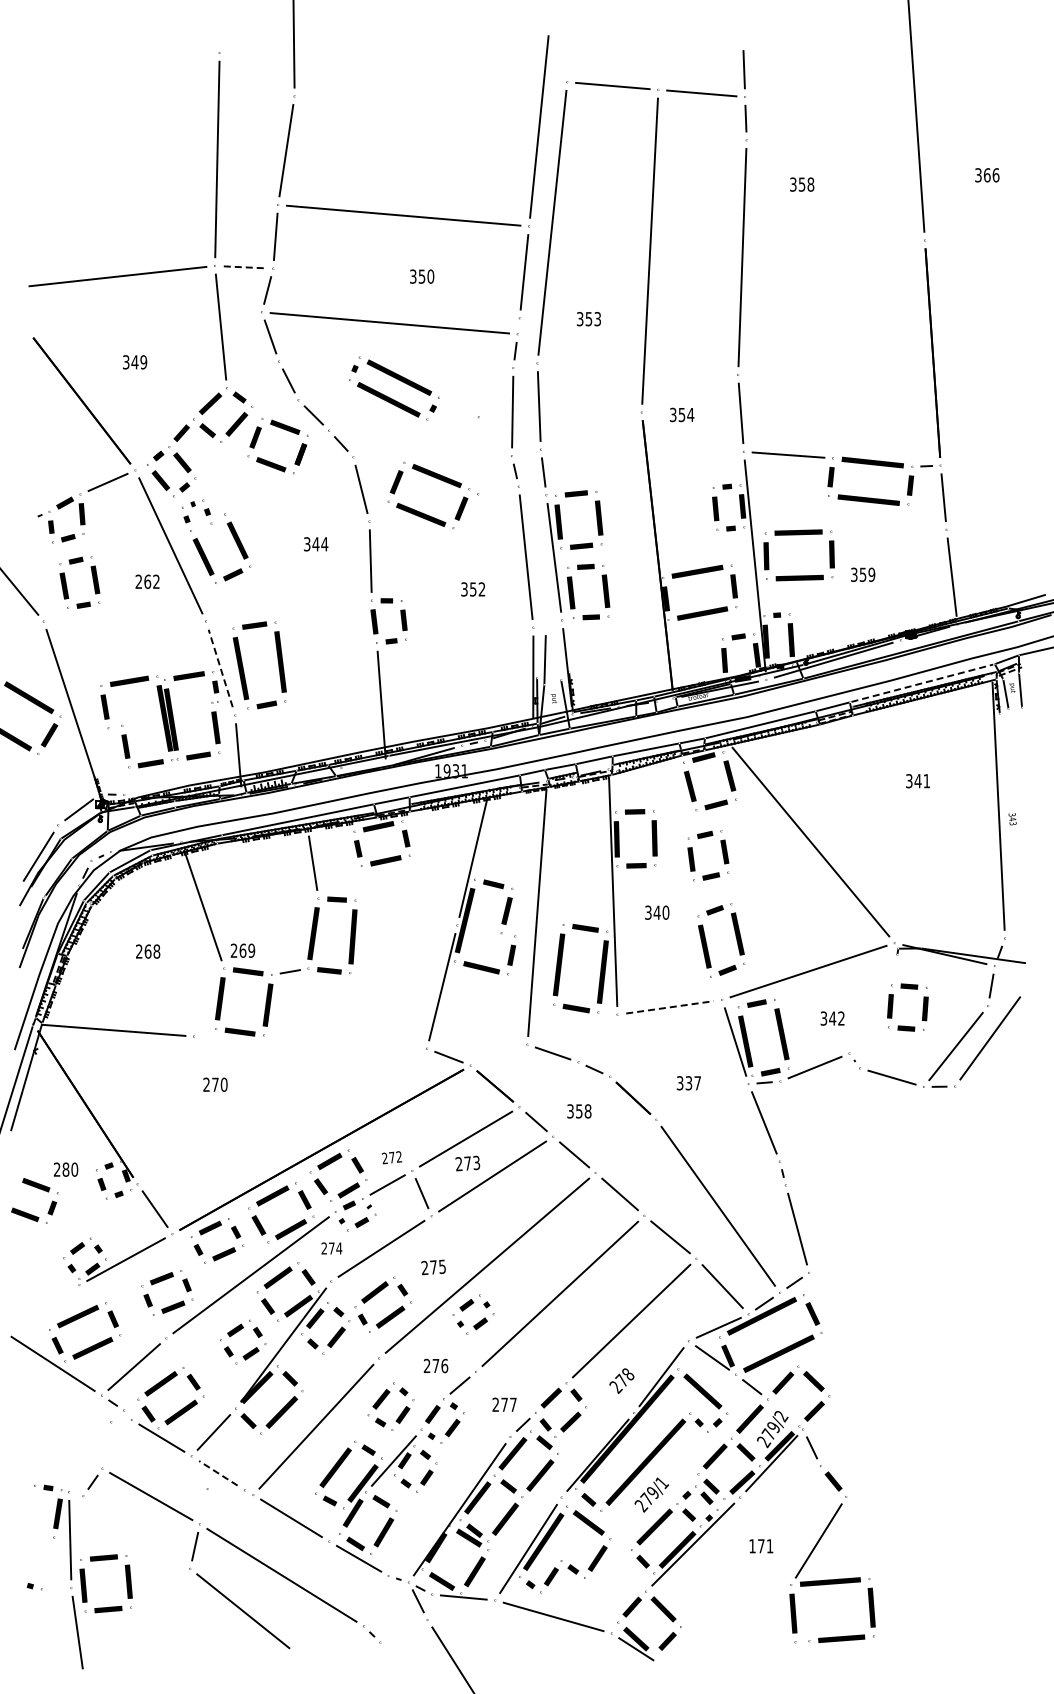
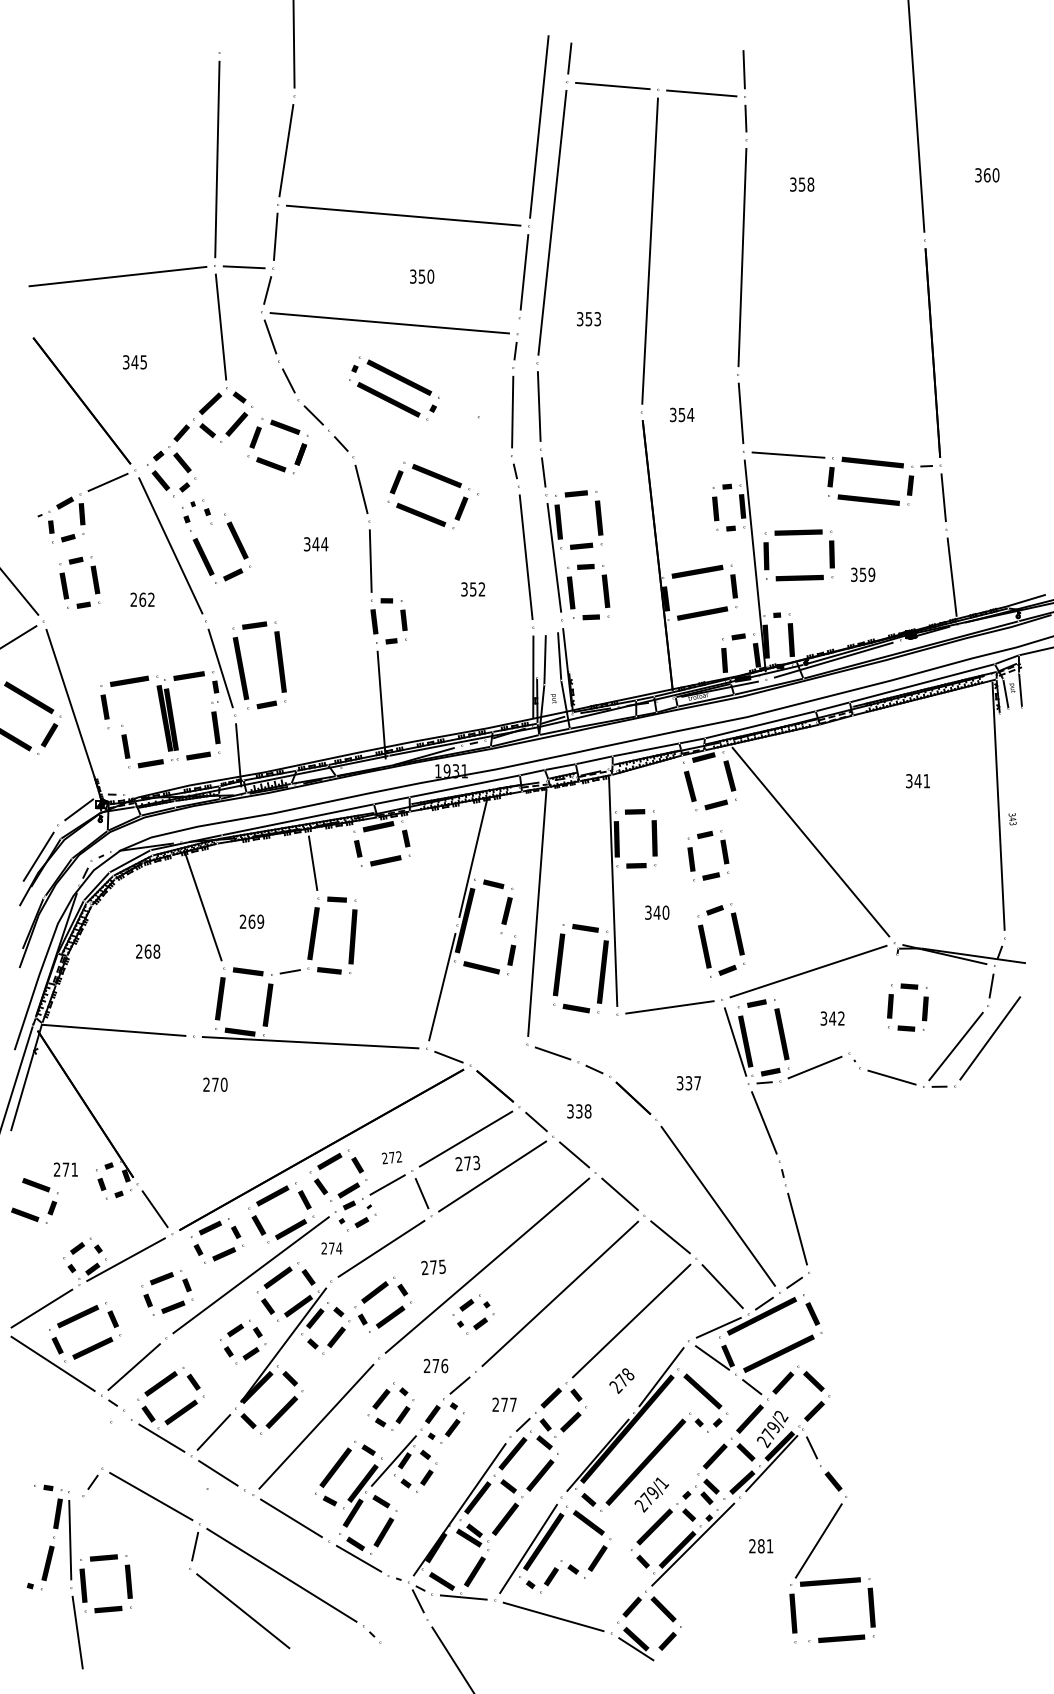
line: none -> present (569, 58)
text: 366 -> 360 (995, 175)
line: dashed -> solid (244, 267)
text: 349 -> 345 (143, 362)
text position: (147, 581) -> (142, 599) (142, 599)
line: none -> present (19, 636)
line: none -> present (559, 655)
line: dashed -> solid (220, 668)
line: dashed -> solid (922, 683)
text position: (242, 950) -> (251, 921) (251, 921)
line: dashed -> solid (670, 1007)
line: none -> present (310, 1042)
text: 358 -> 338 (579, 1110)
text: 280 -> 271 (70, 1169)
line: none -> present (41, 1308)
line: dashed -> solid (218, 1473)
text: 171 -> 281 (756, 1546)
line: none -> present (47, 1563)
